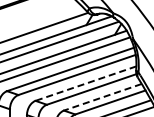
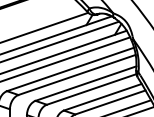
line: dashed -> solid (85, 83)
line: dashed -> solid (102, 97)
